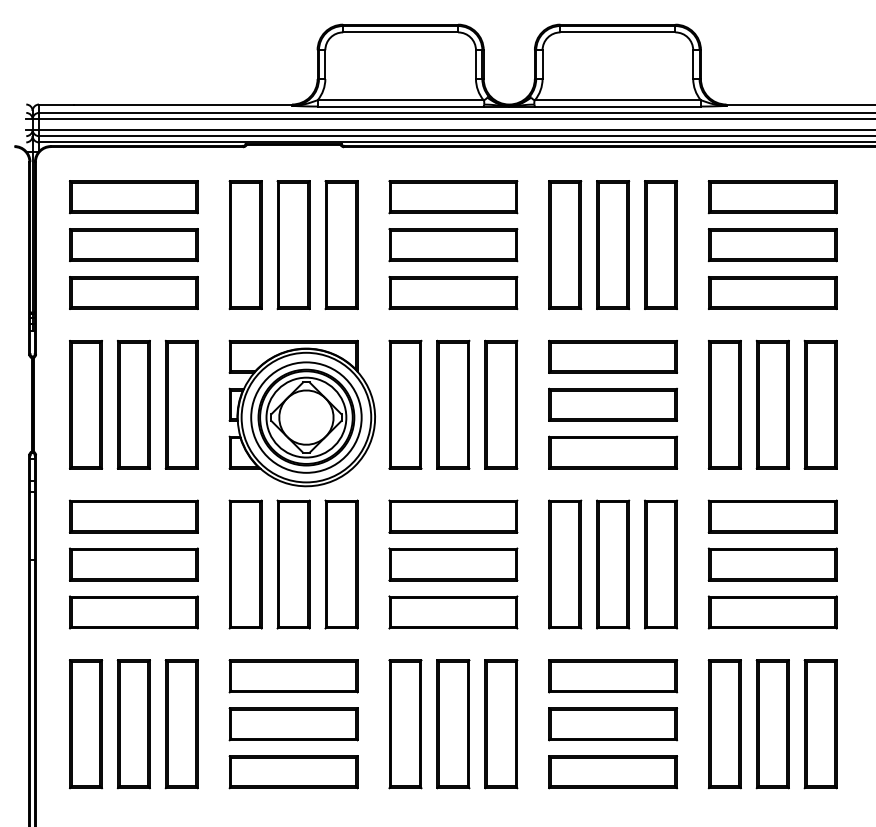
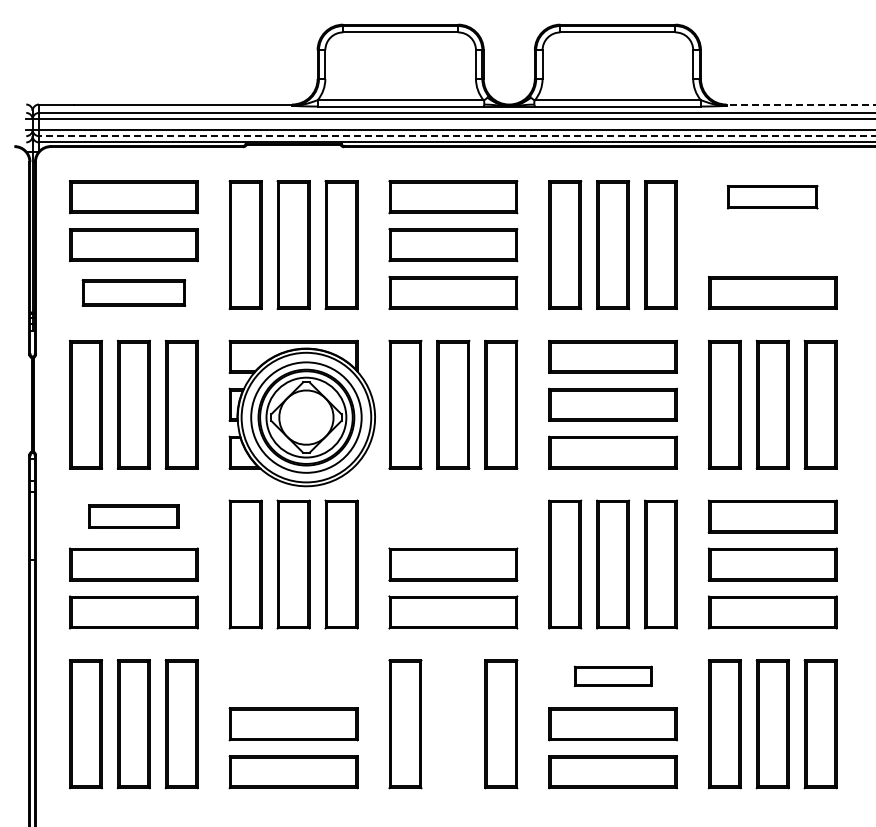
line: solid -> dashed (800, 104)
line: solid -> dashed (457, 136)
part size: 131x35 px -> 92x25 px (772, 197)
part: present -> none (772, 245)
part size: 130x34 px -> 106x28 px (133, 292)
part size: 130x35 px -> 92x25 px (133, 516)
part: present -> none (453, 516)
part: present -> none (293, 676)
part size: 131x35 px -> 80x23 px (612, 676)
part: present -> none (453, 724)
